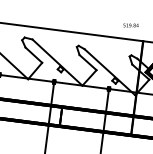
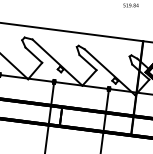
text position: (130, 25) -> (130, 5) (130, 5)
